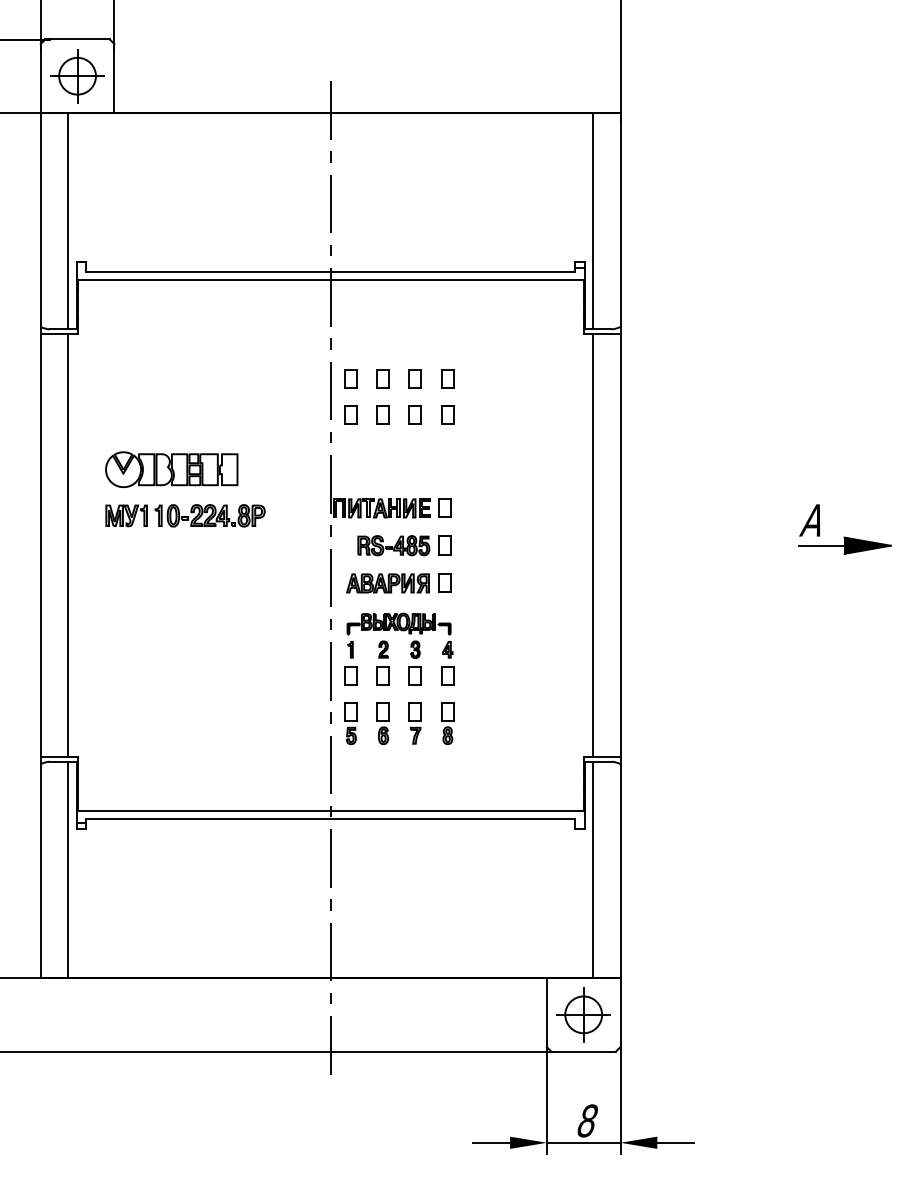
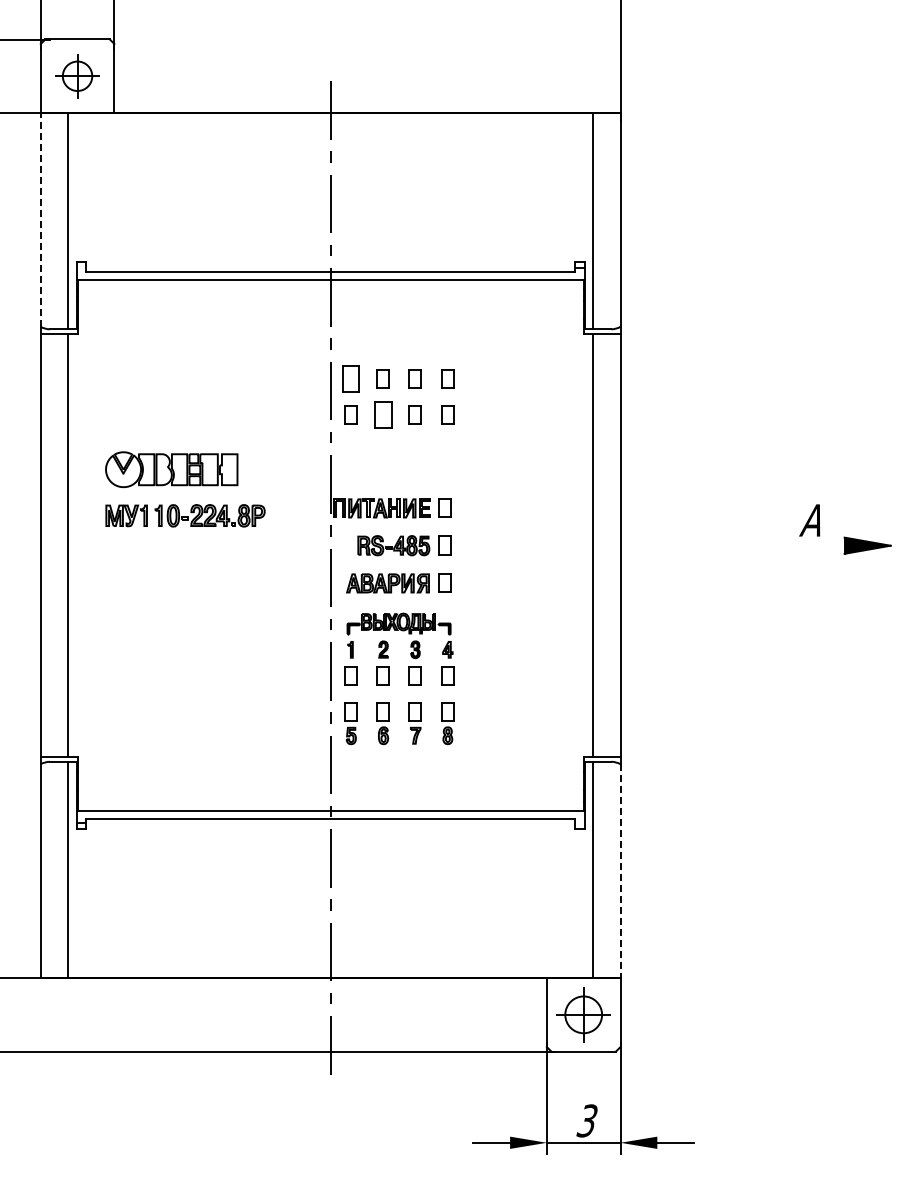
part size: 55x55 px -> 45x45 px (77, 76)
line: solid -> dashed (40, 220)
part size: 14x20 px -> 18x28 px (350, 378)
part size: 14x20 px -> 19x28 px (383, 414)
line: present -> none (821, 545)
line: solid -> dashed (620, 871)
text: 8 -> 3 (586, 1120)
